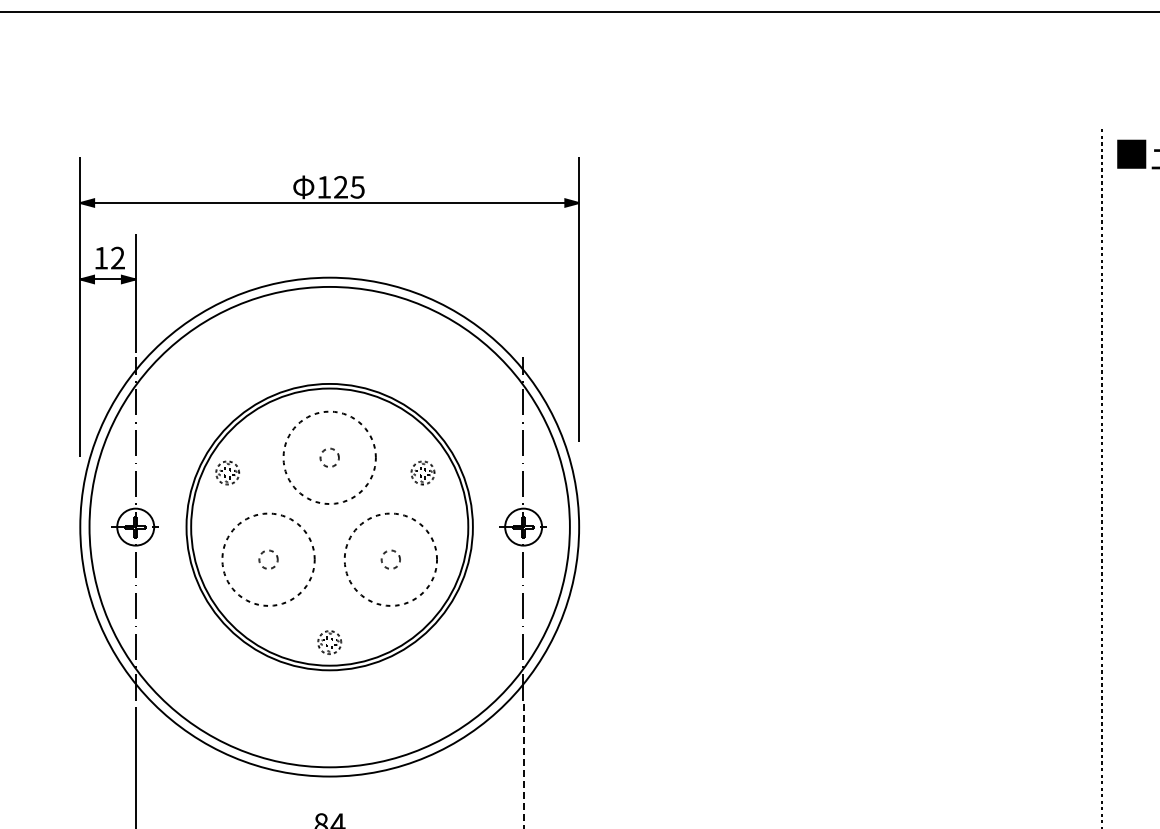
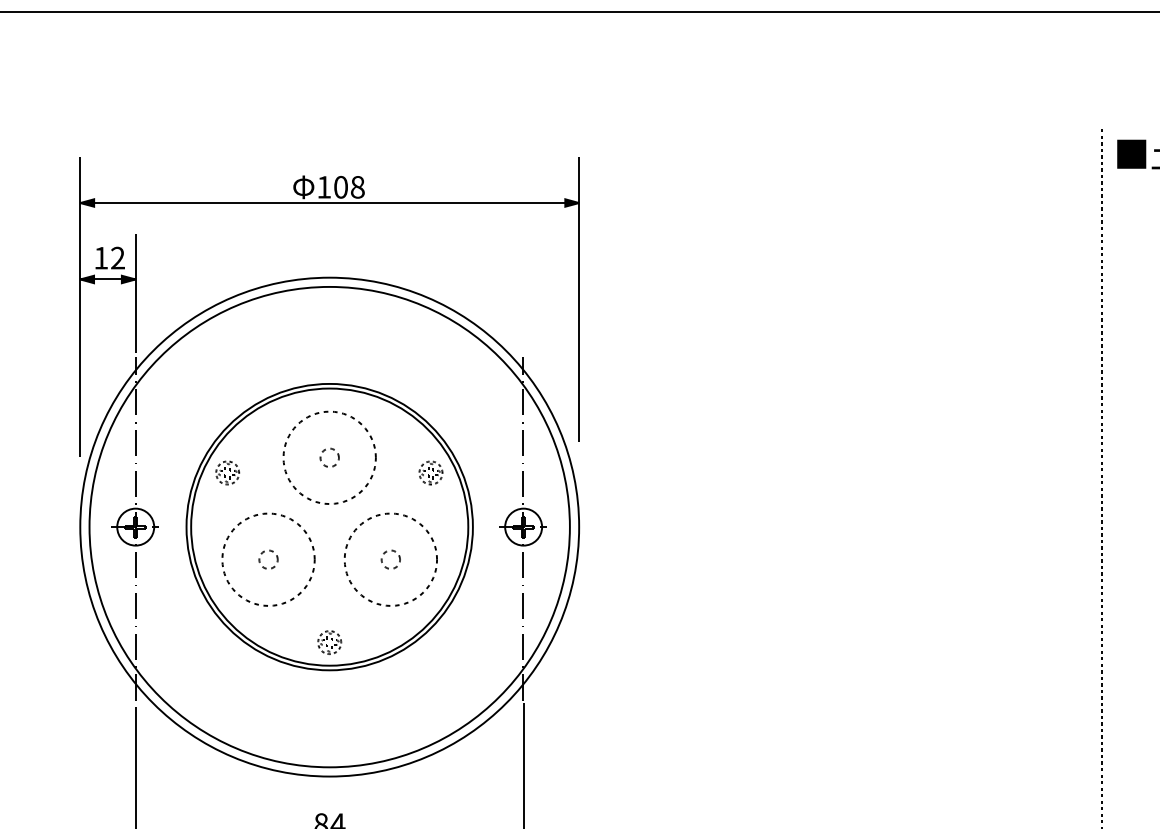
text: 125 -> 108 (349, 187)
part position: (422, 472) -> (430, 472) (430, 472)
line: dashed -> solid (523, 765)
